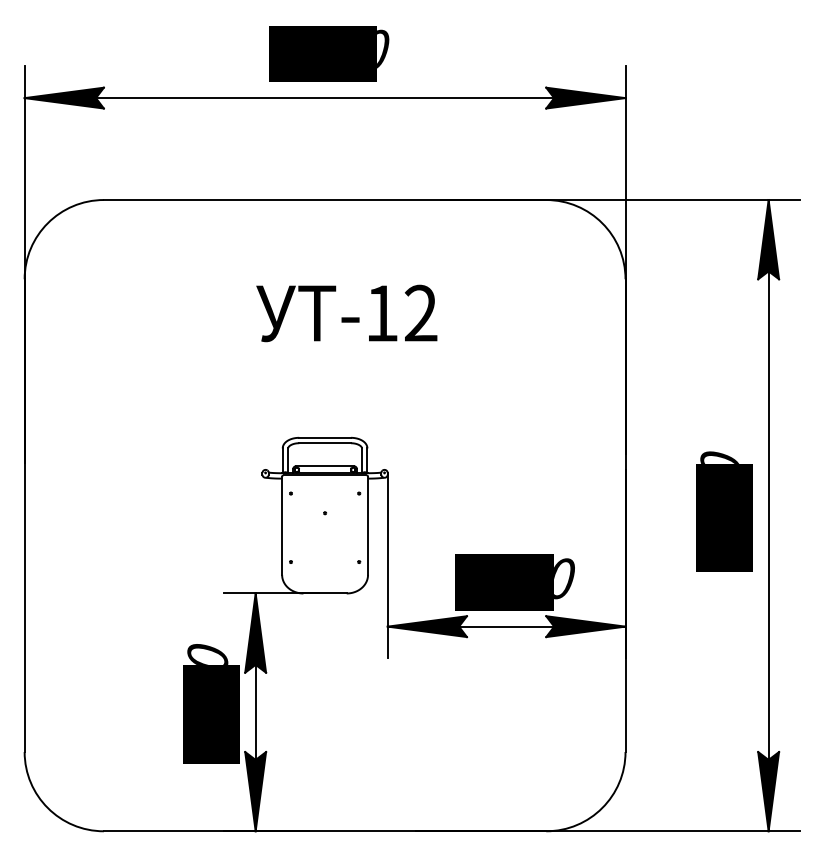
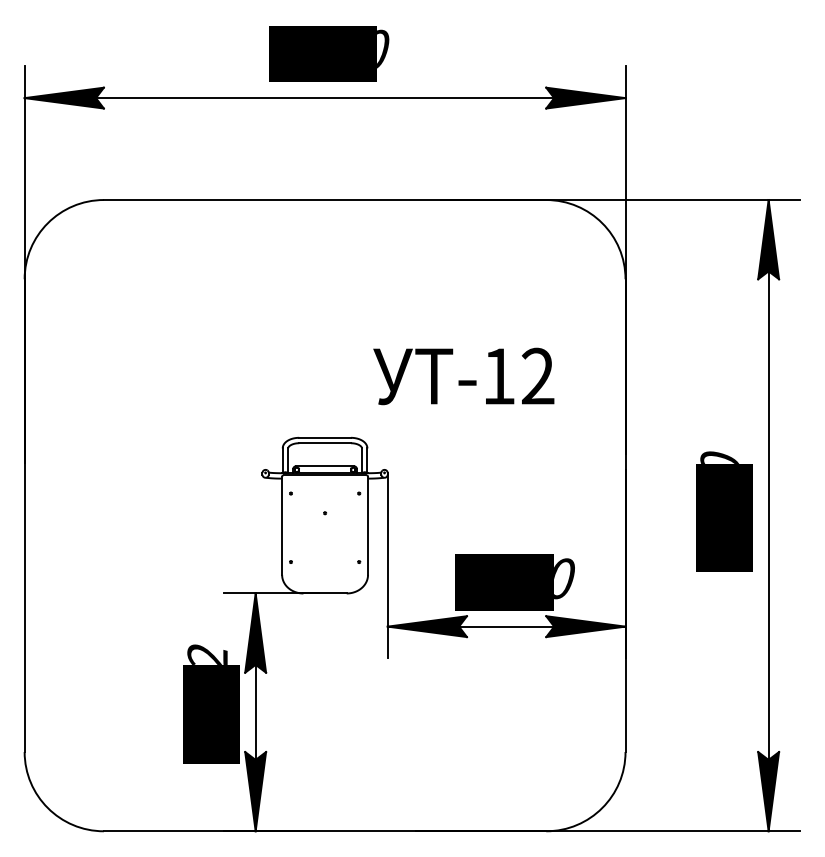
text position: (346, 313) -> (463, 376) (463, 376)
text: 1500 -> 1502 (207, 654)
